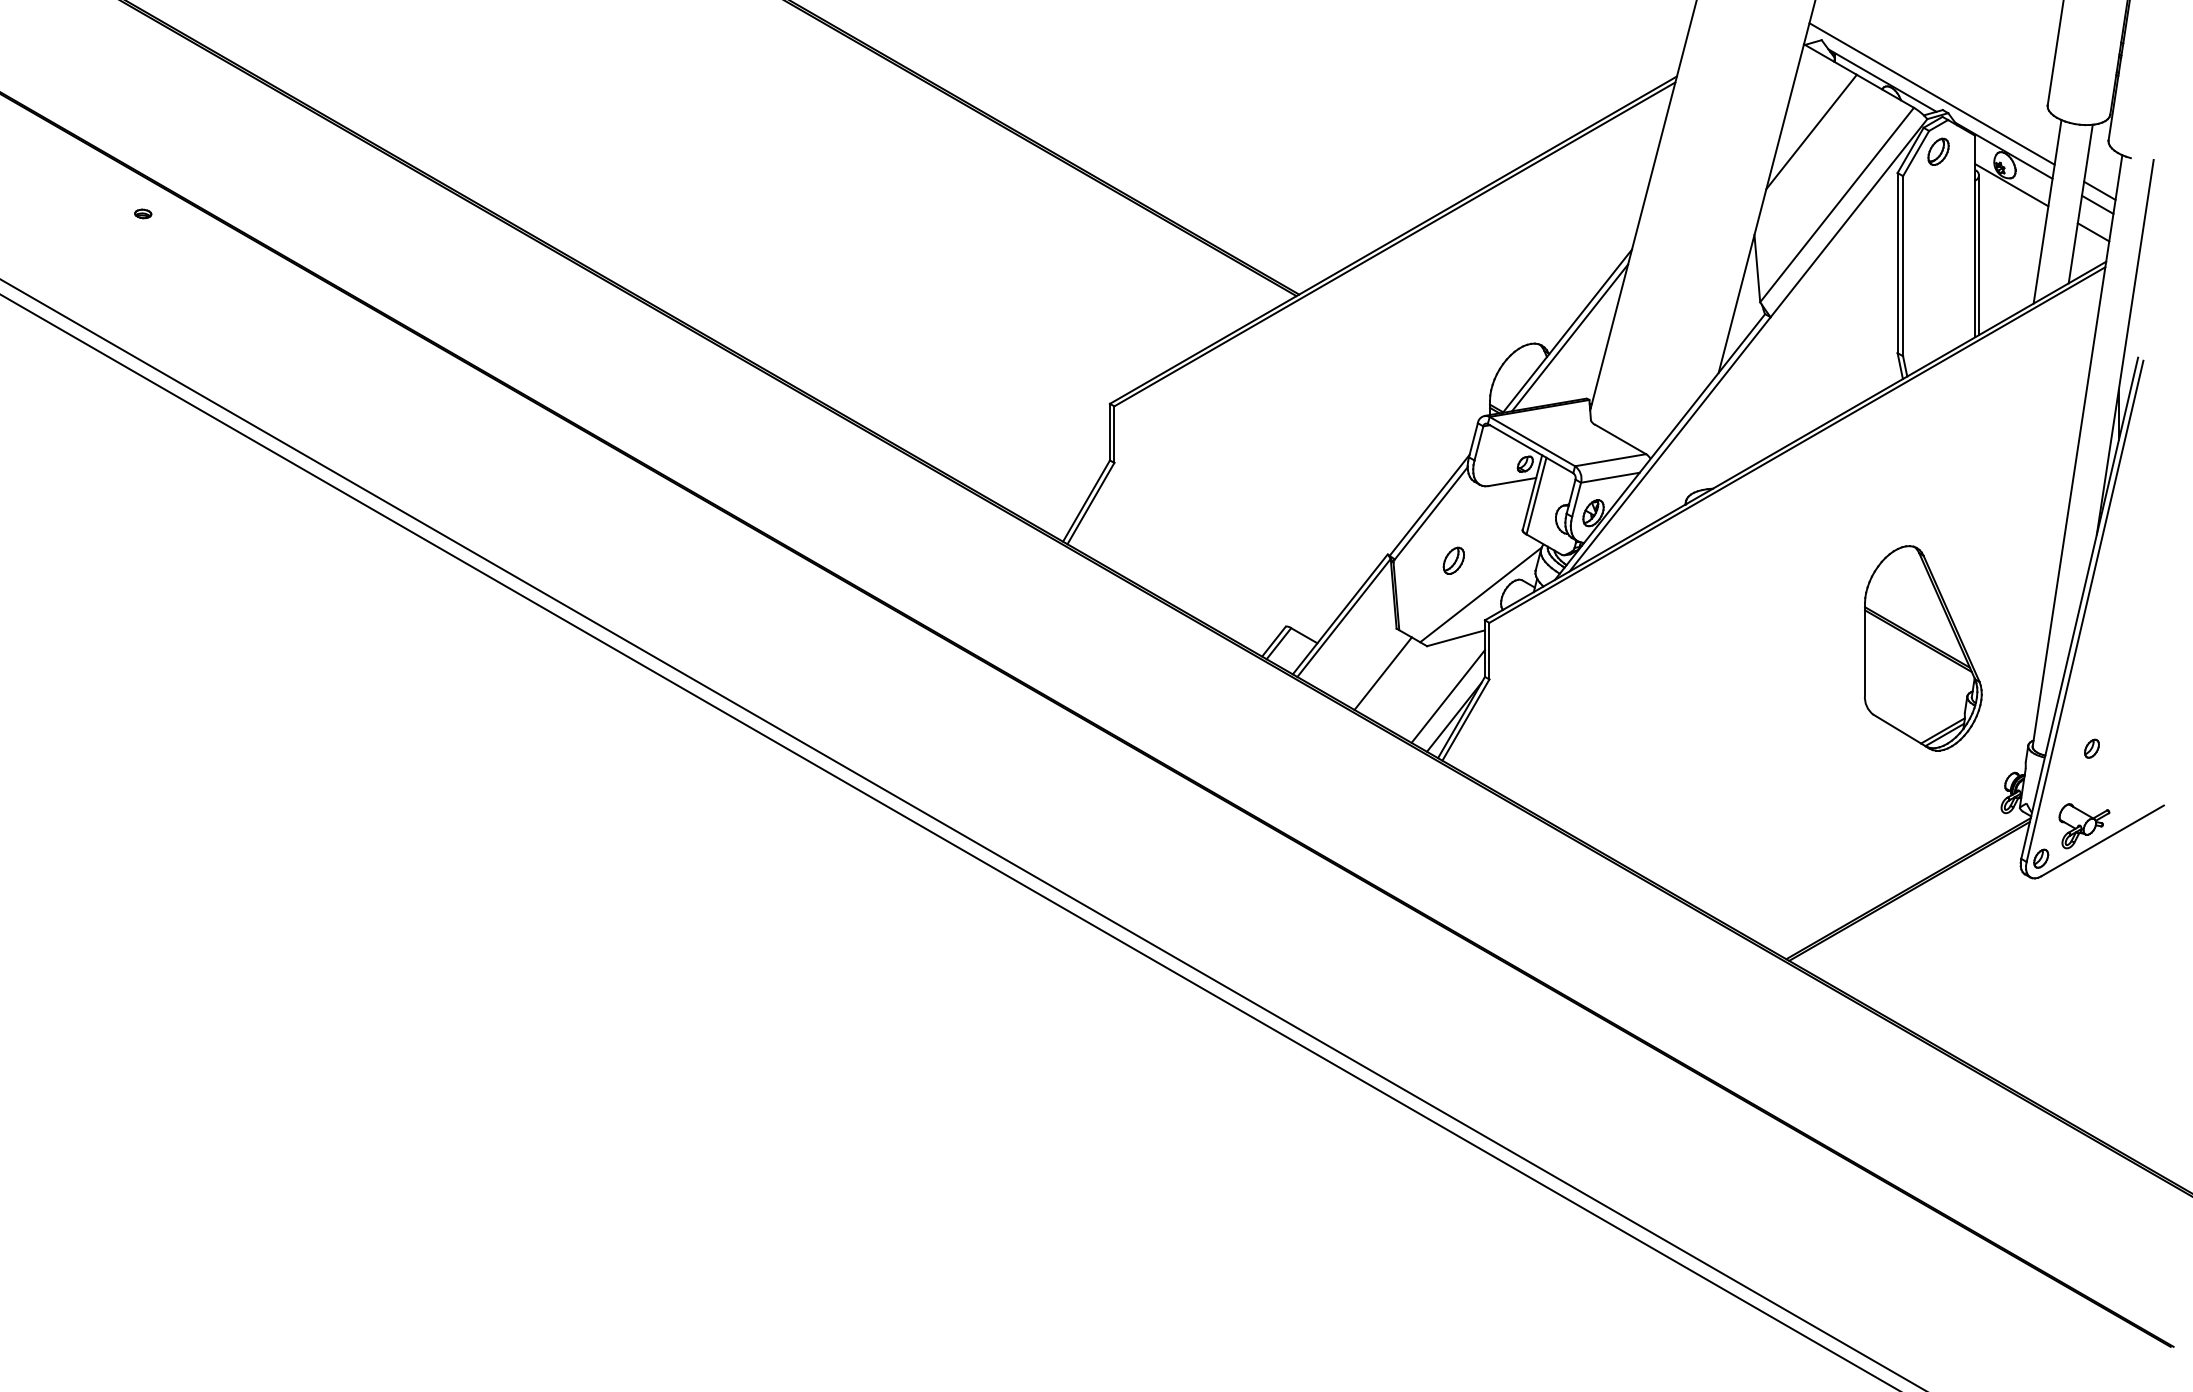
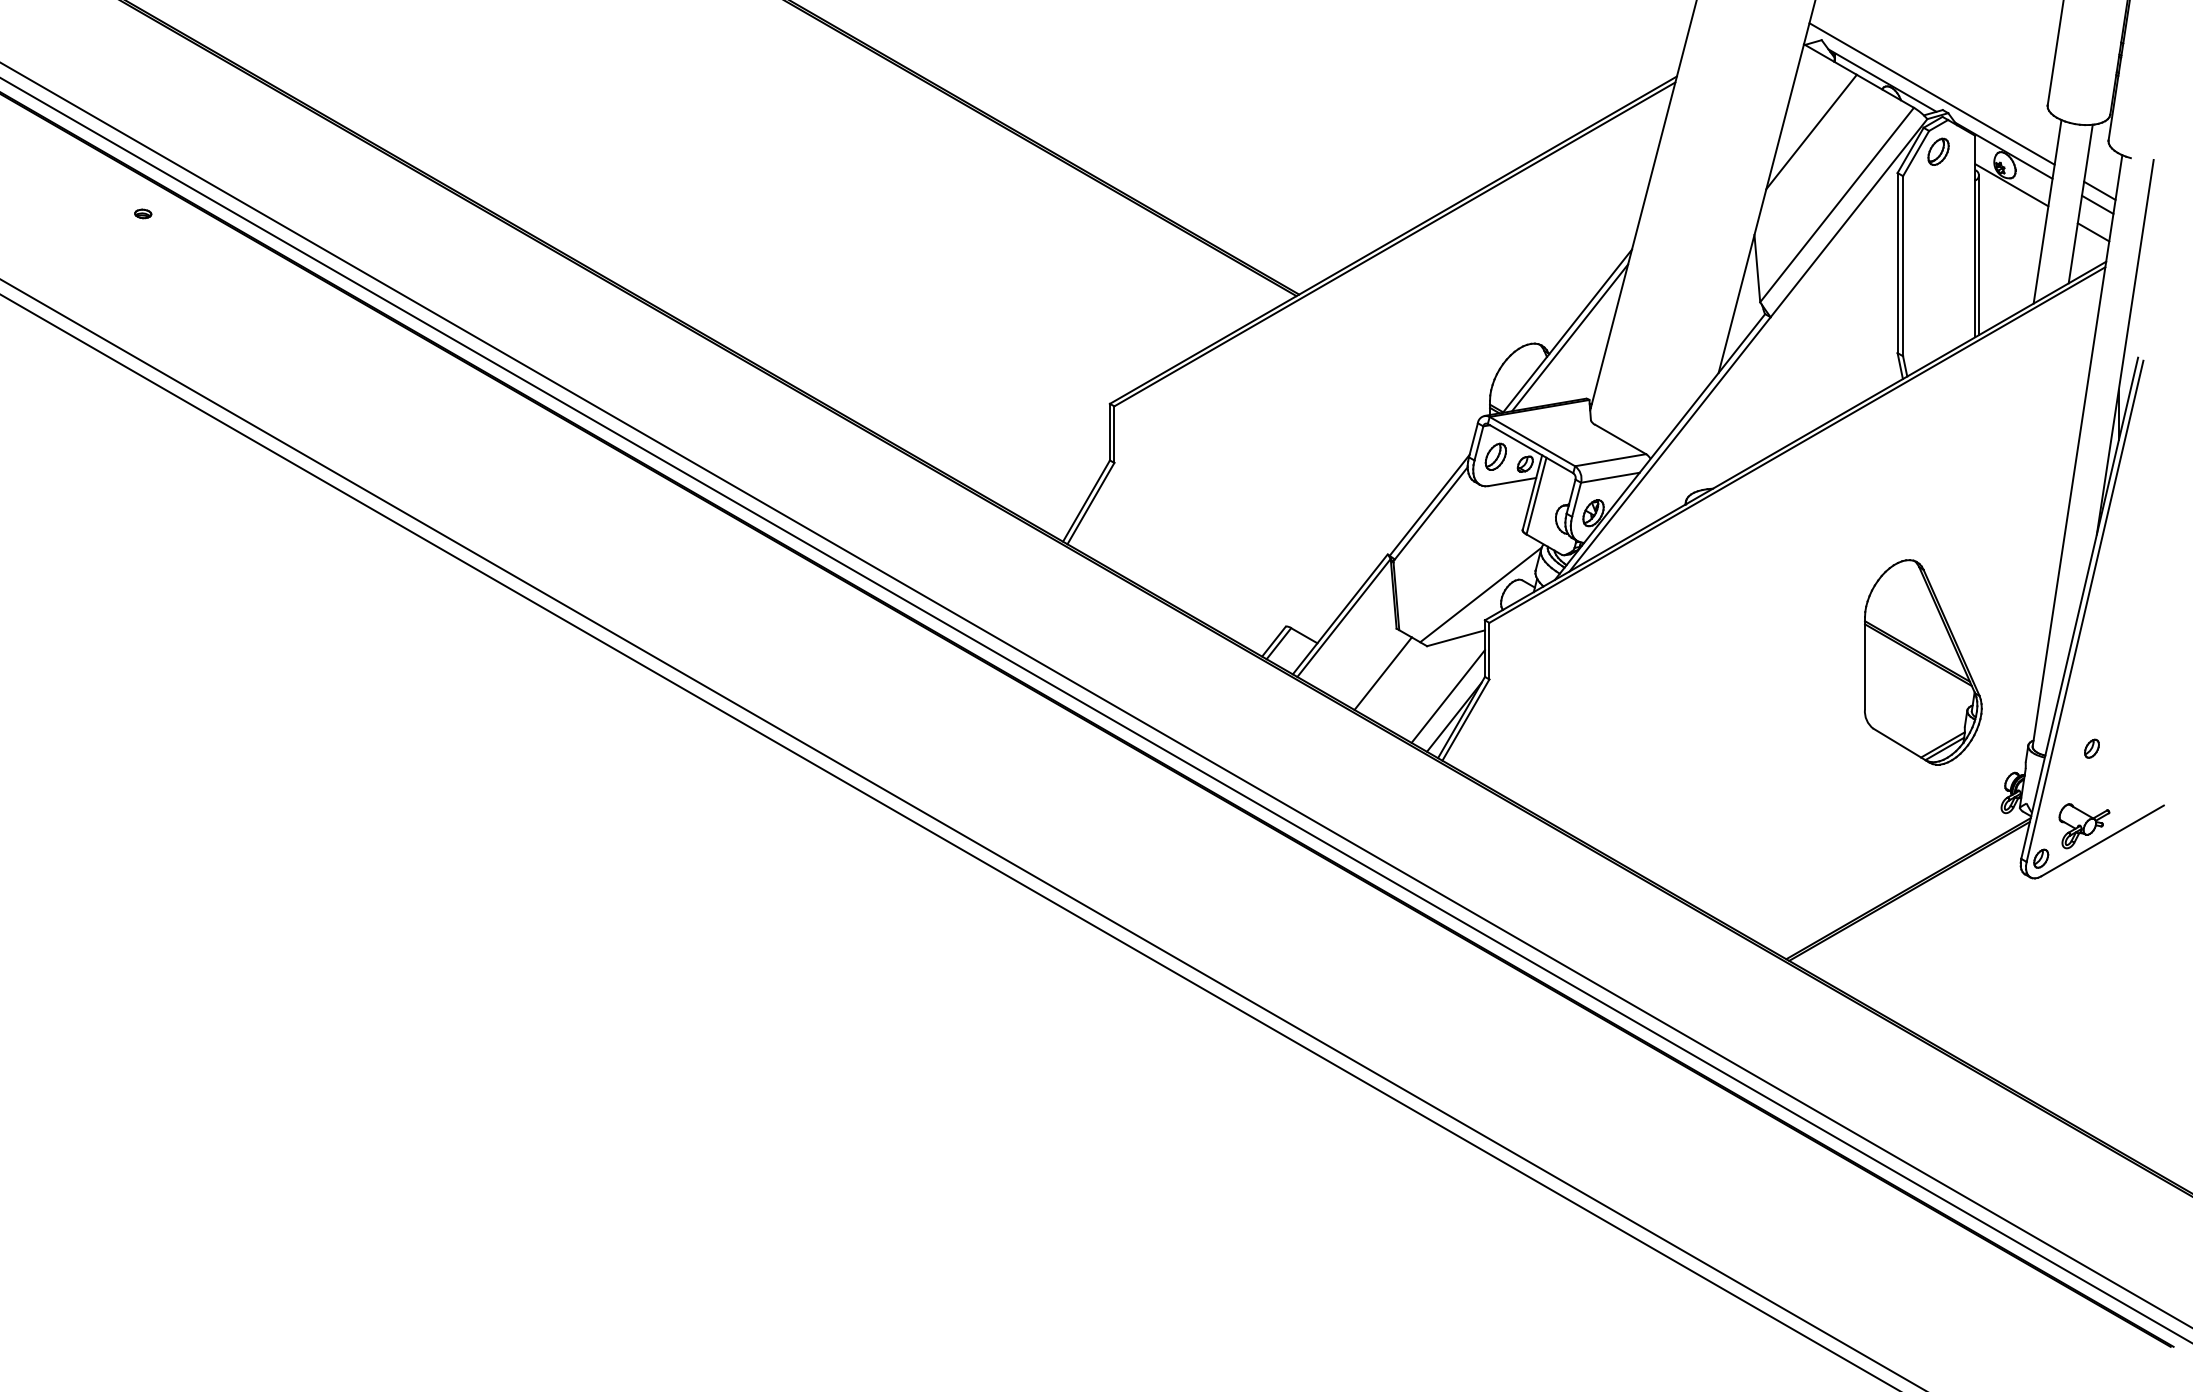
part position: (1453, 560) -> (1495, 456) (1495, 456)
part position: (1923, 648) -> (1923, 662) (1923, 662)
line: none -> present (1095, 694)
line: none -> present (1095, 710)
